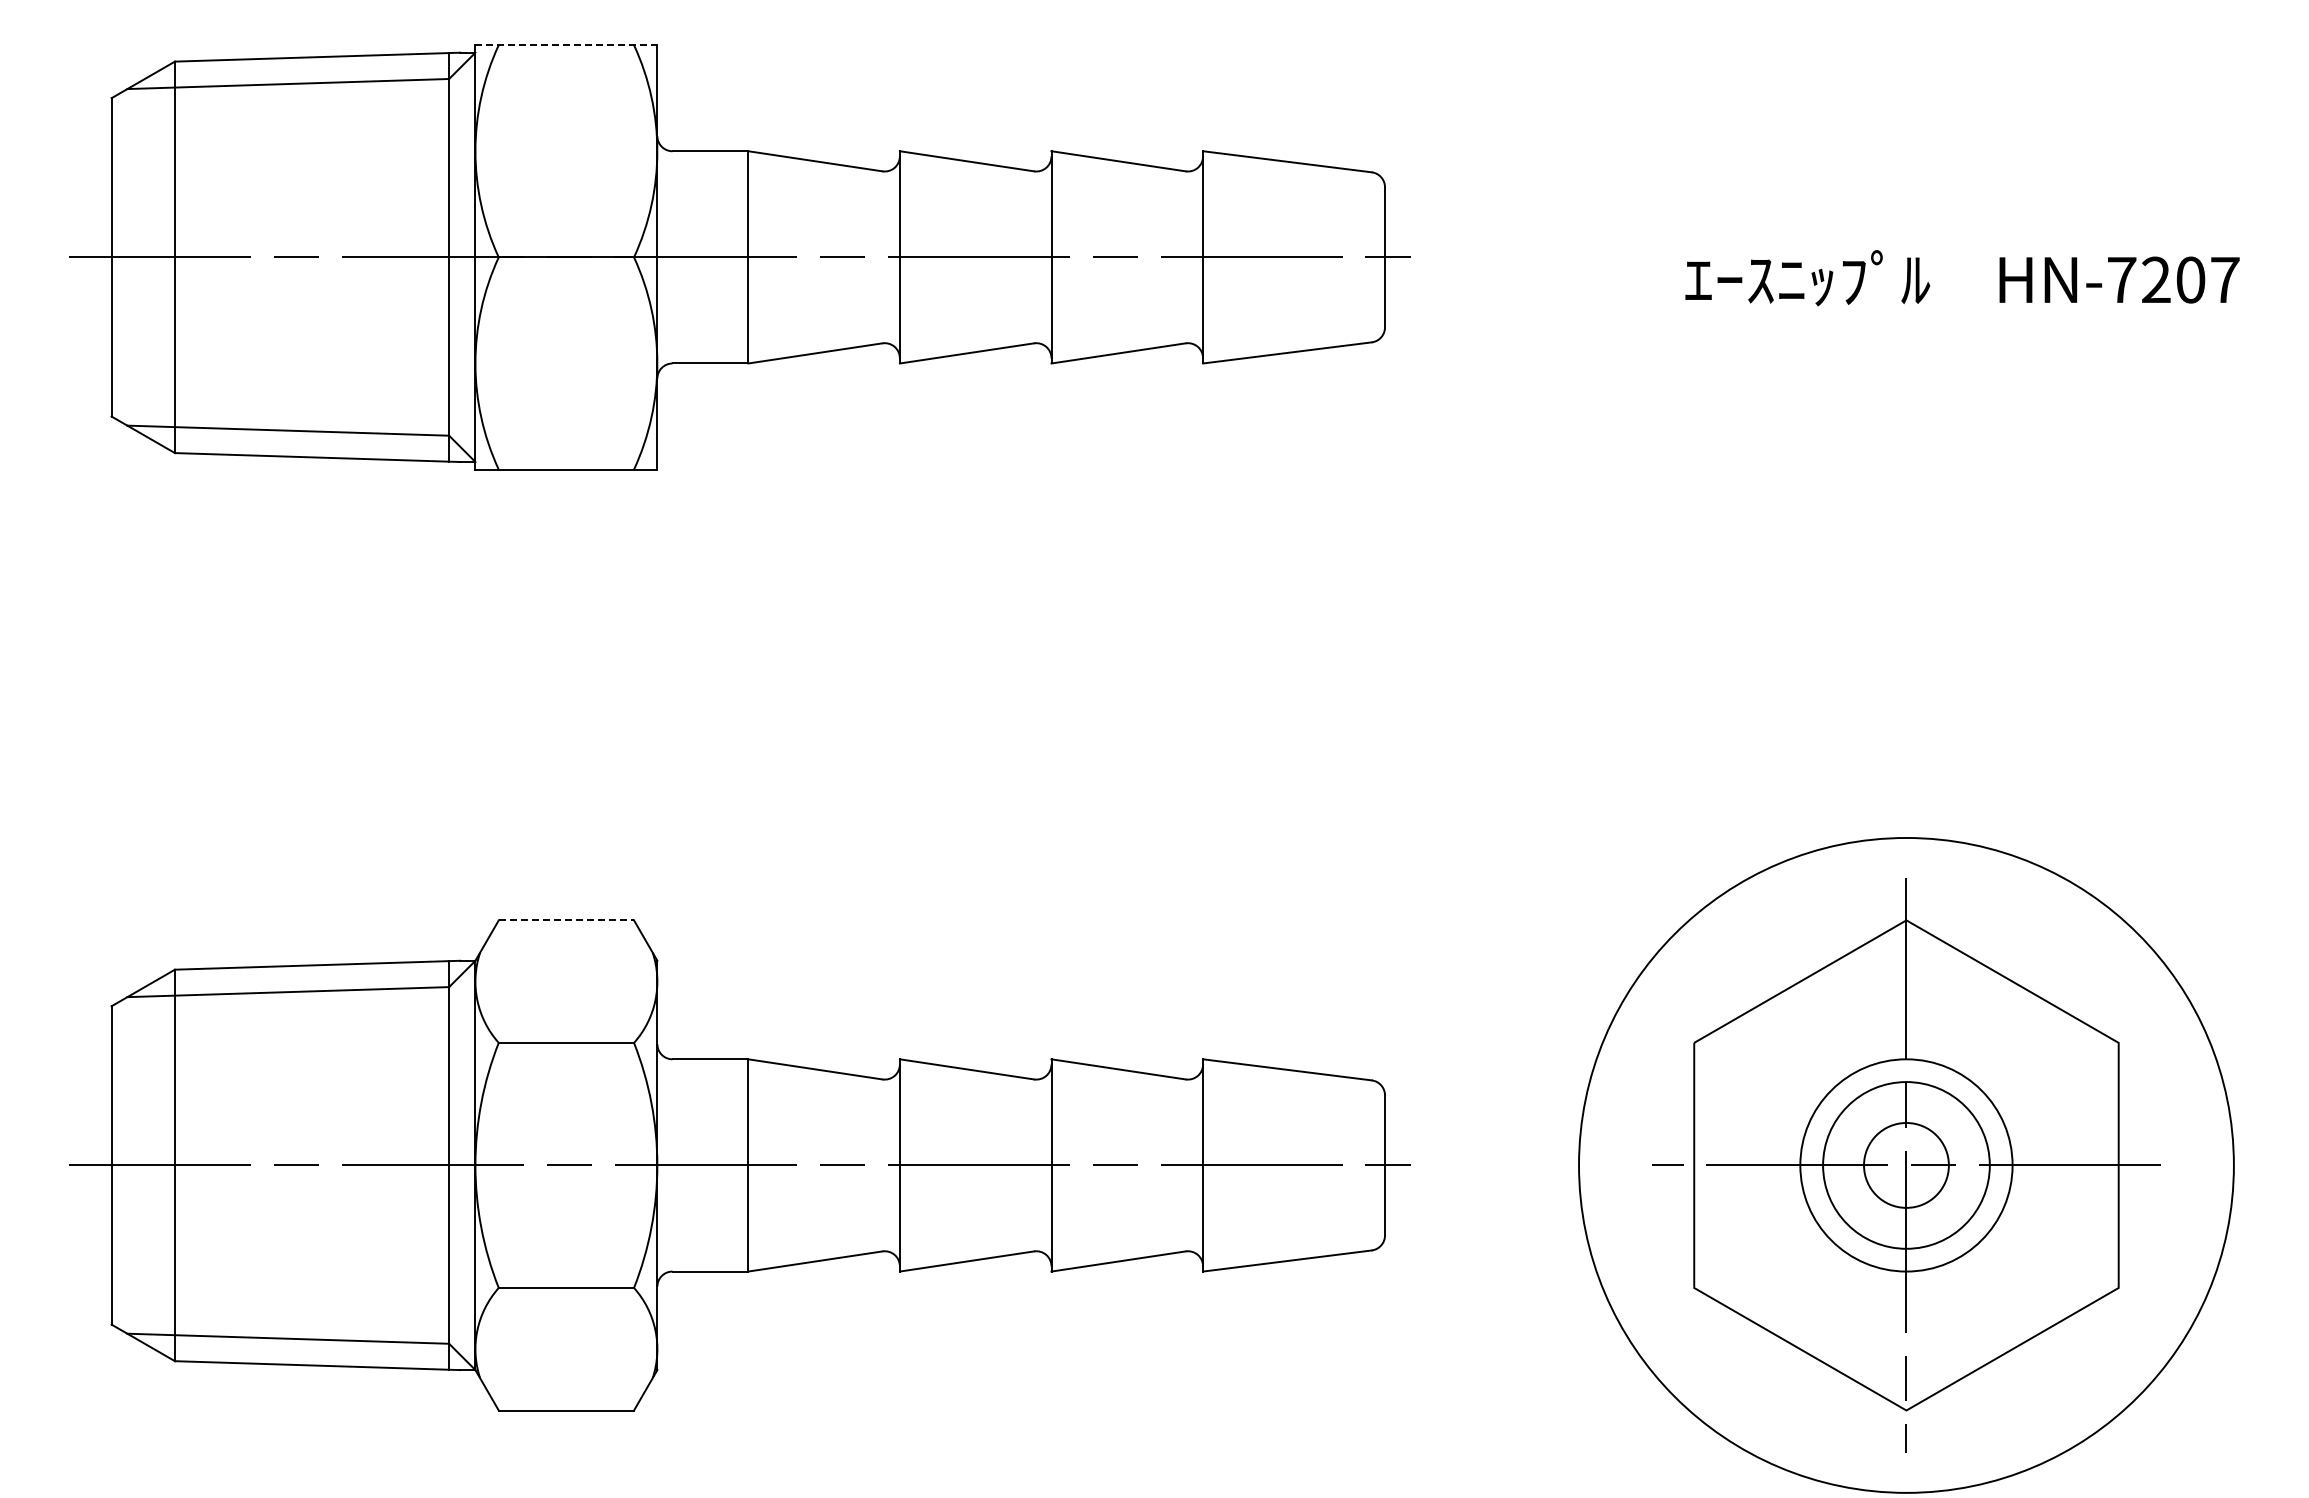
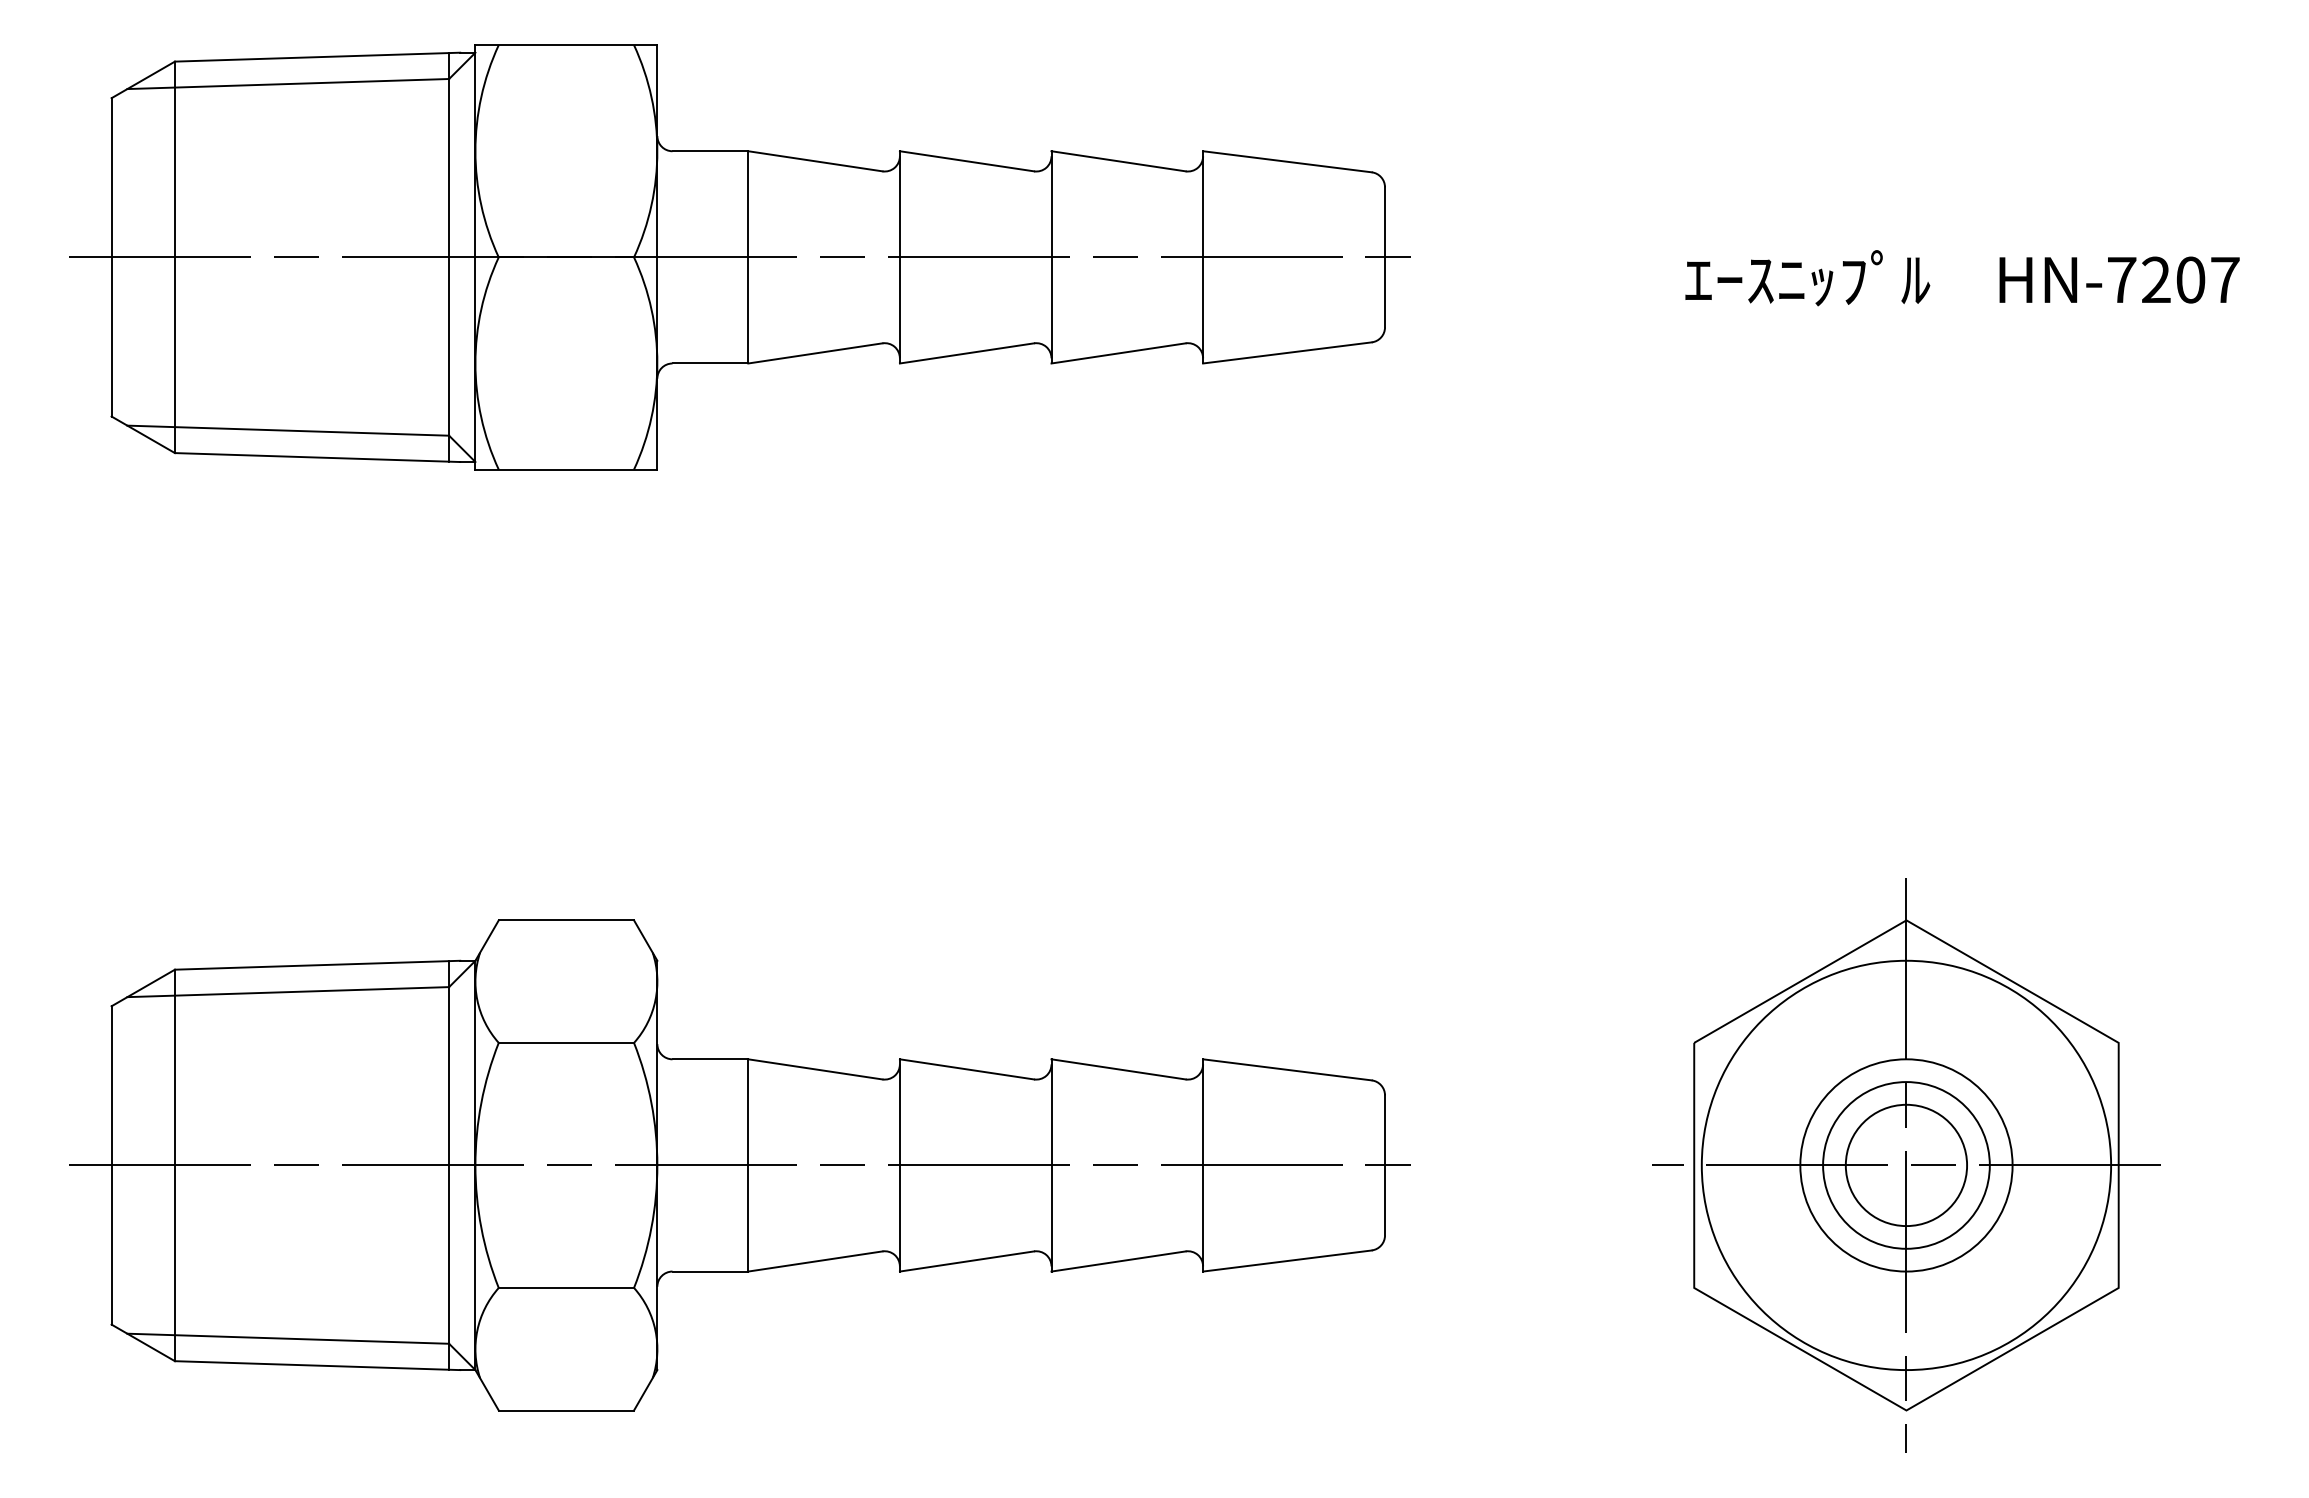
line: dashed -> solid (566, 45)
line: dashed -> solid (566, 920)
circle diameter: 655 px -> 409 px (1906, 1165)
circle diameter: 85 px -> 121 px (1906, 1165)
